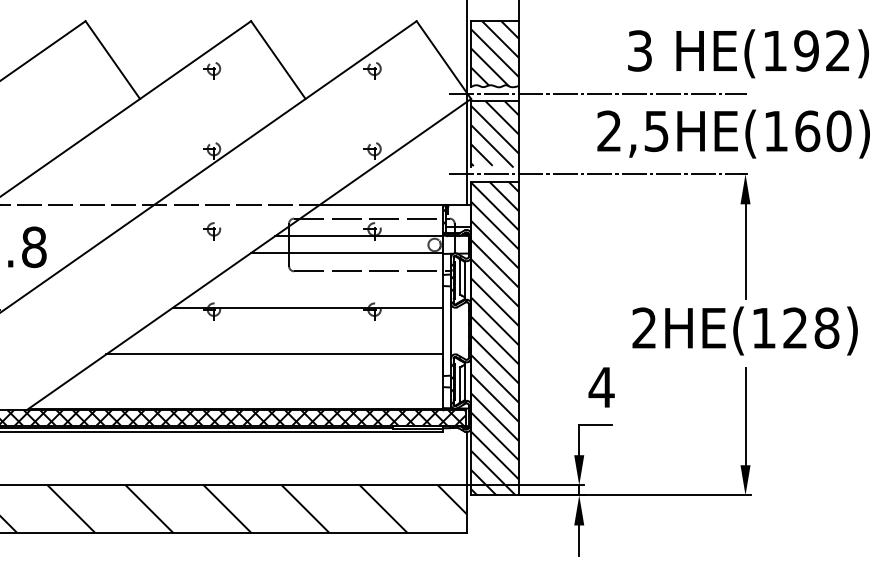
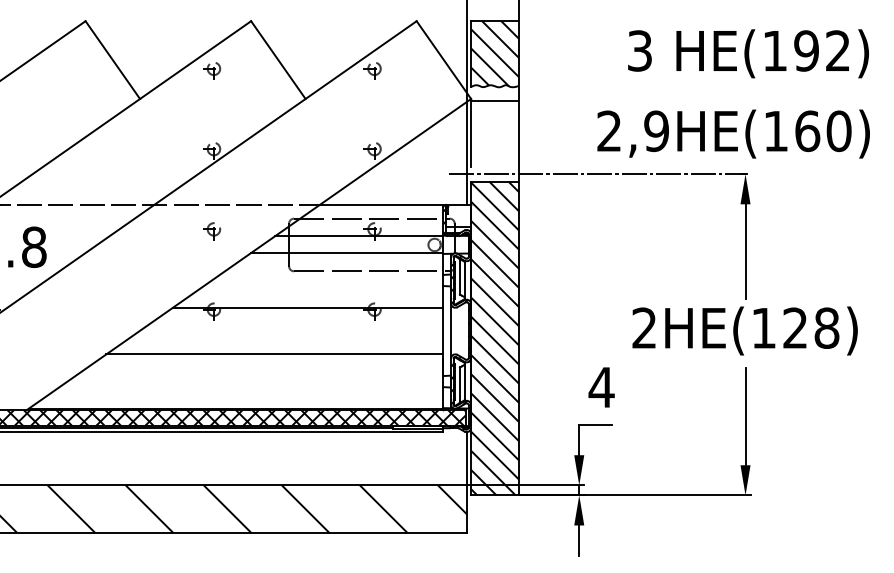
line: present -> none (597, 93)
text: 2,5HE(160) -> 2,9HE(160) (656, 130)
hatch: present -> none (494, 134)
